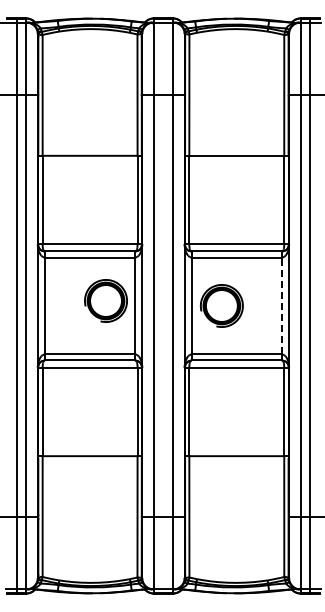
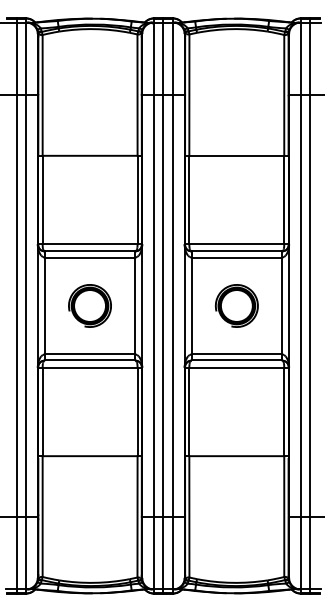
part position: (105, 300) -> (89, 305) (89, 305)
line: none -> present (163, 305)
part position: (221, 305) -> (236, 305) (236, 305)
line: dashed -> solid (281, 305)
